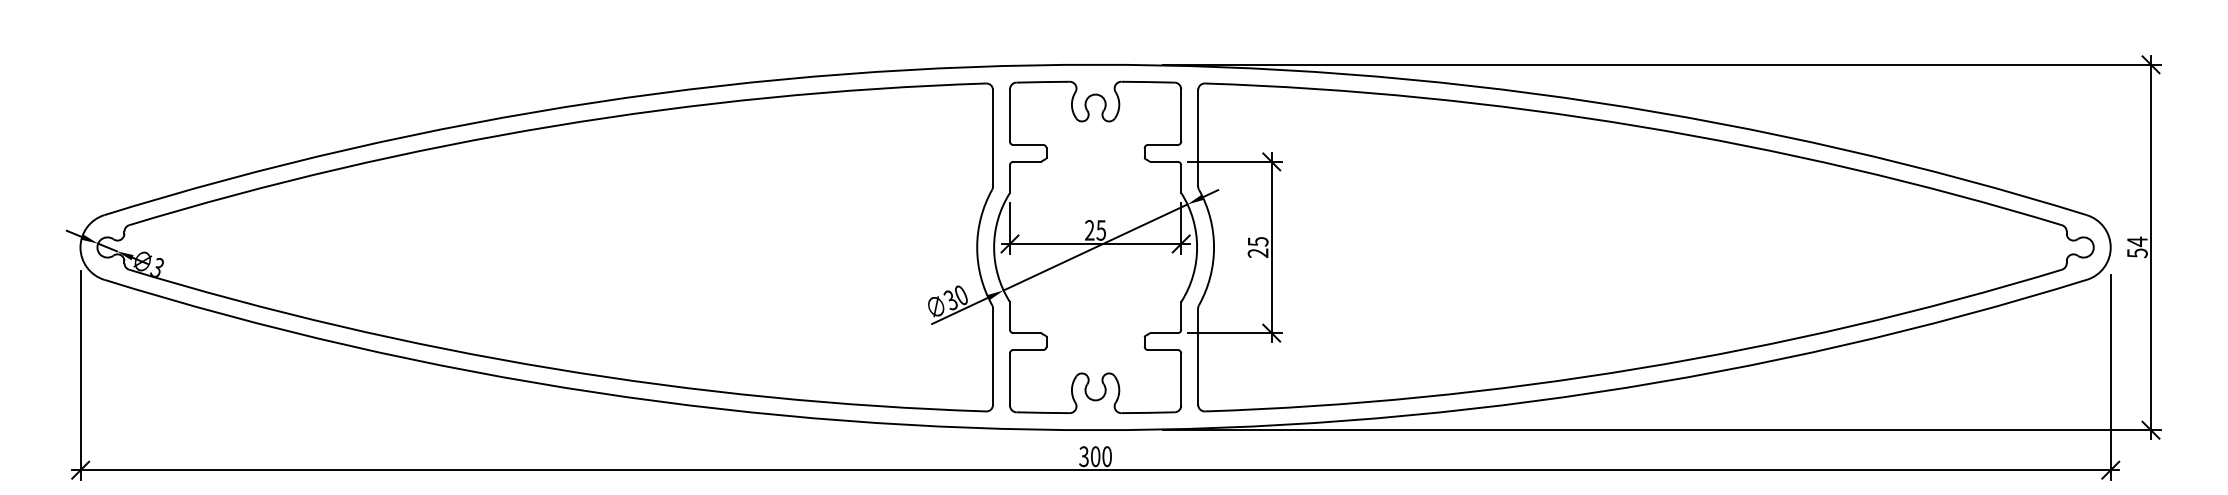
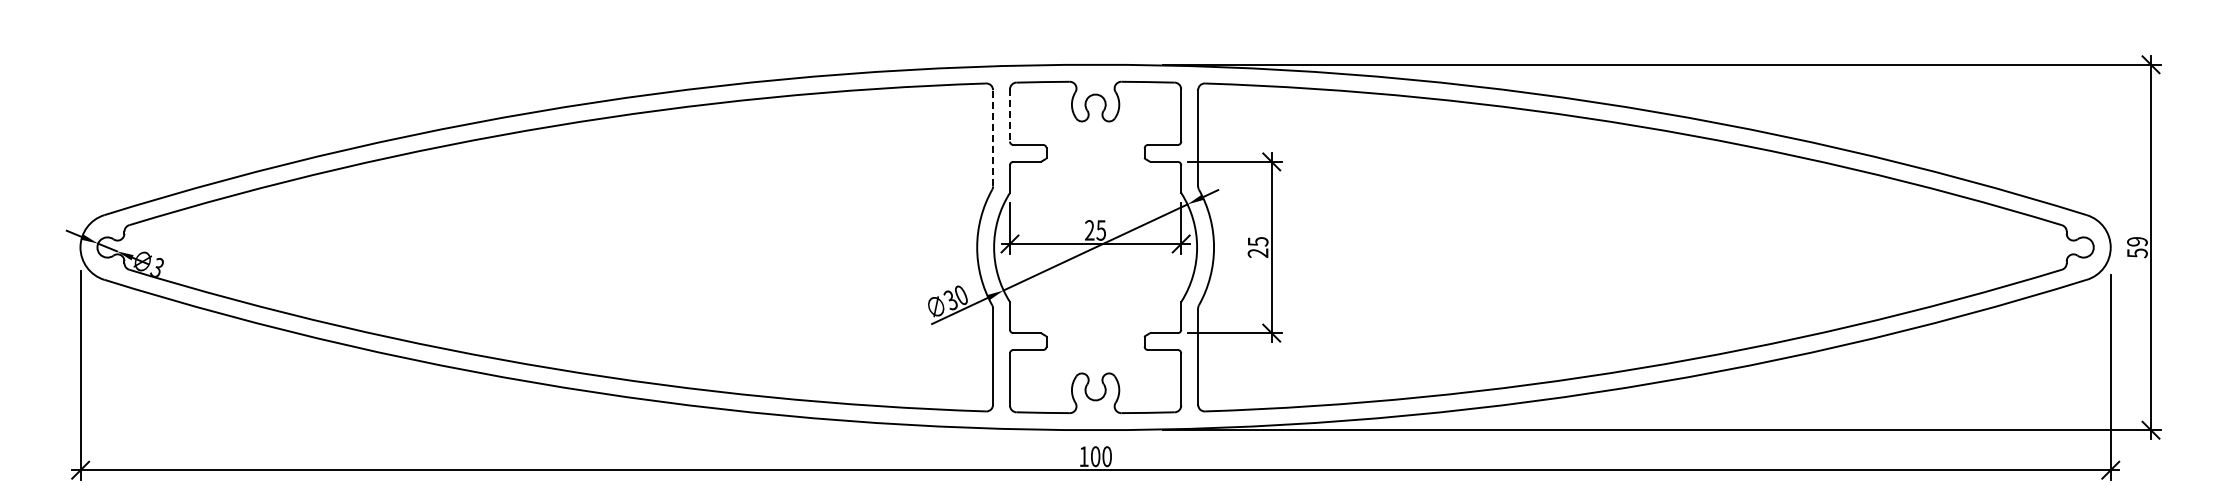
line: solid -> dashed (1010, 115)
line: solid -> dashed (993, 137)
text: 54 -> 59 (2137, 241)
text: 300 -> 100 (1083, 456)
